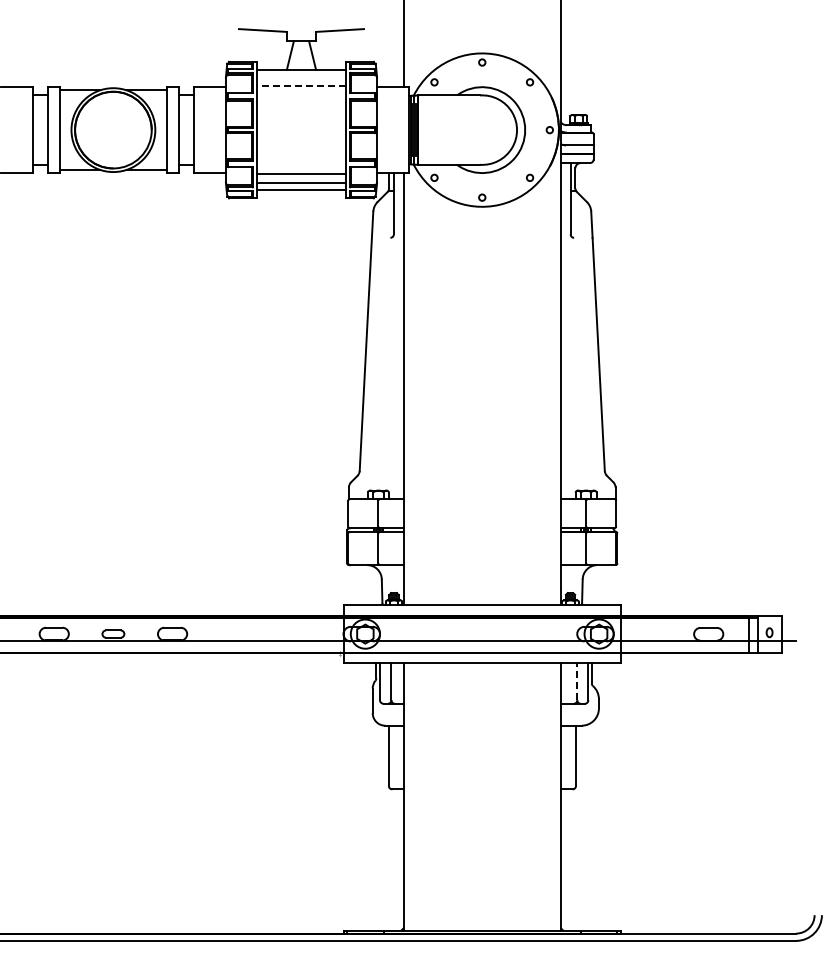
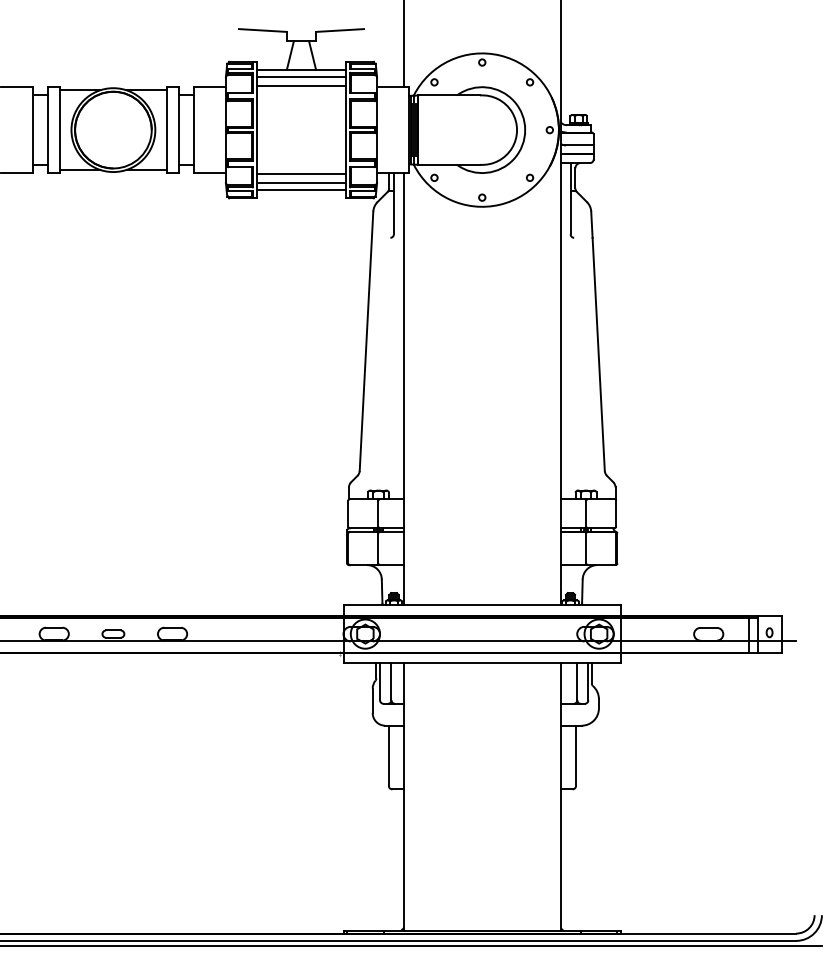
line: none -> present (301, 77)
line: dashed -> solid (301, 86)
line: dashed -> solid (577, 681)
line: none -> present (411, 945)
